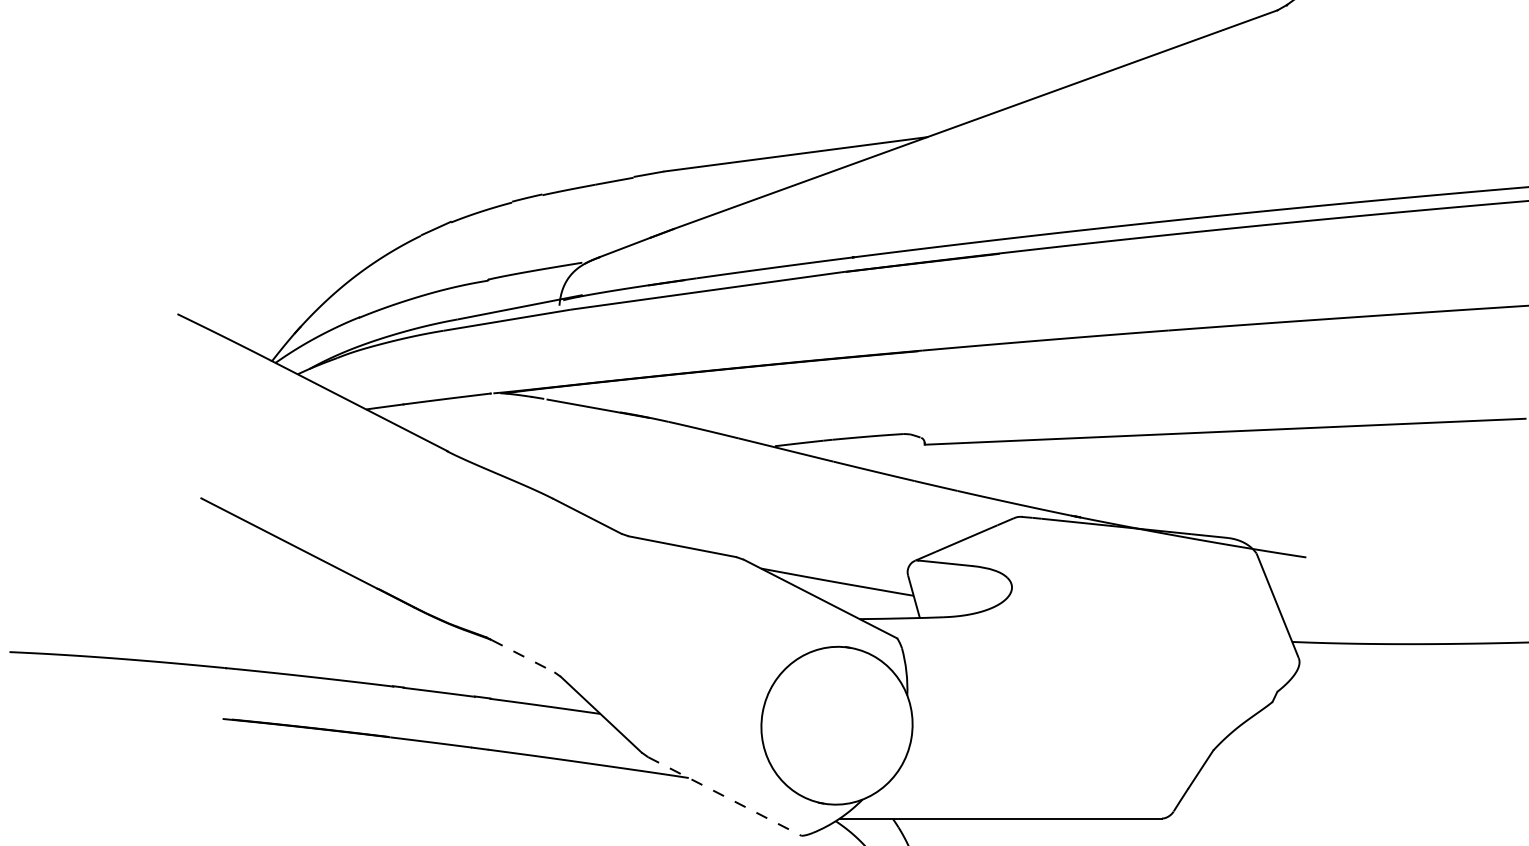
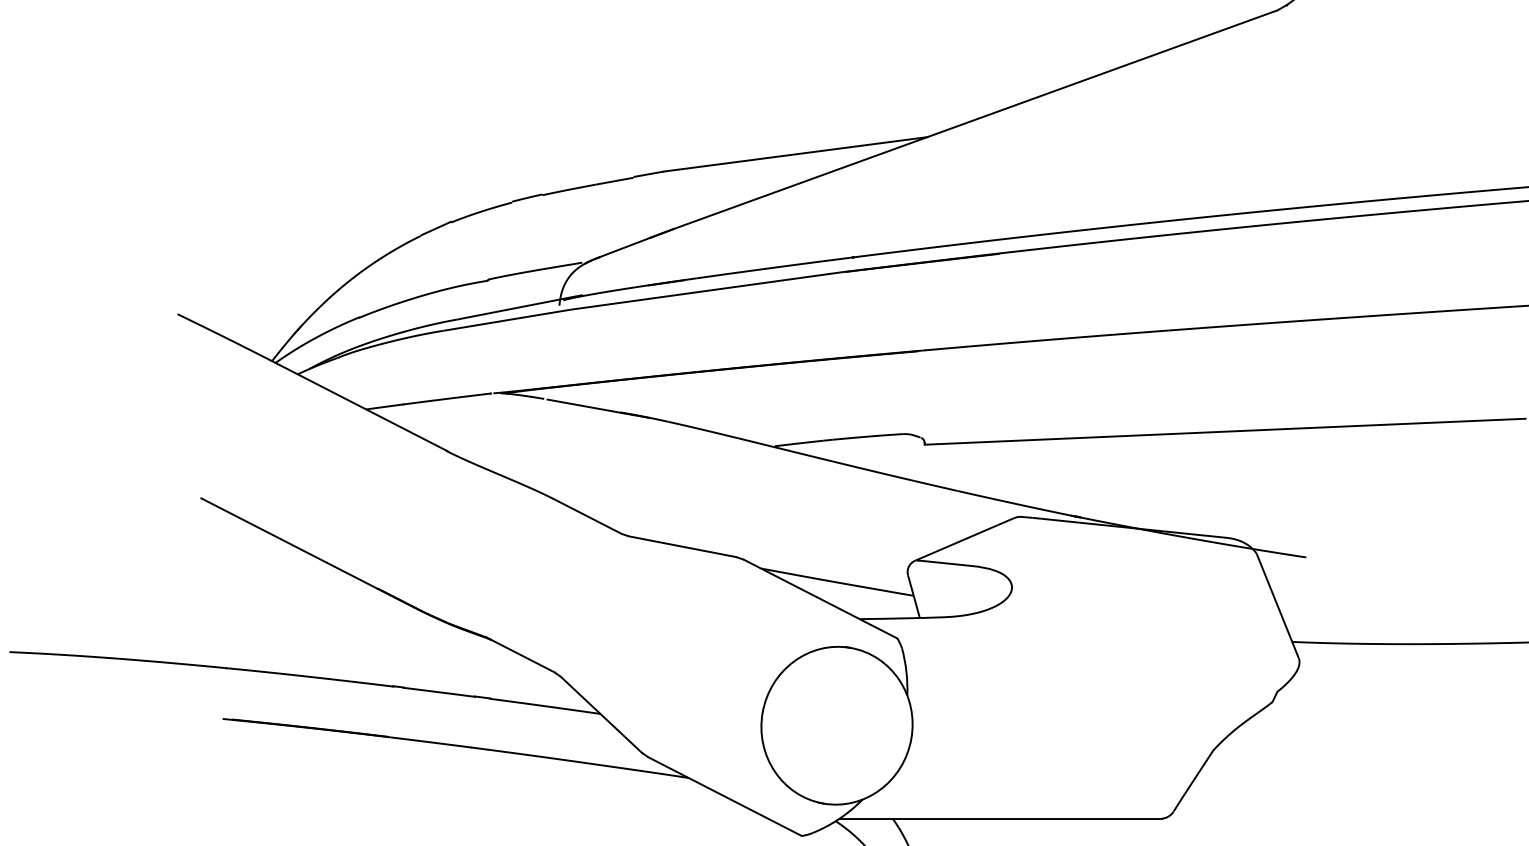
line: dashed -> solid (523, 656)
line: dashed -> solid (725, 796)
